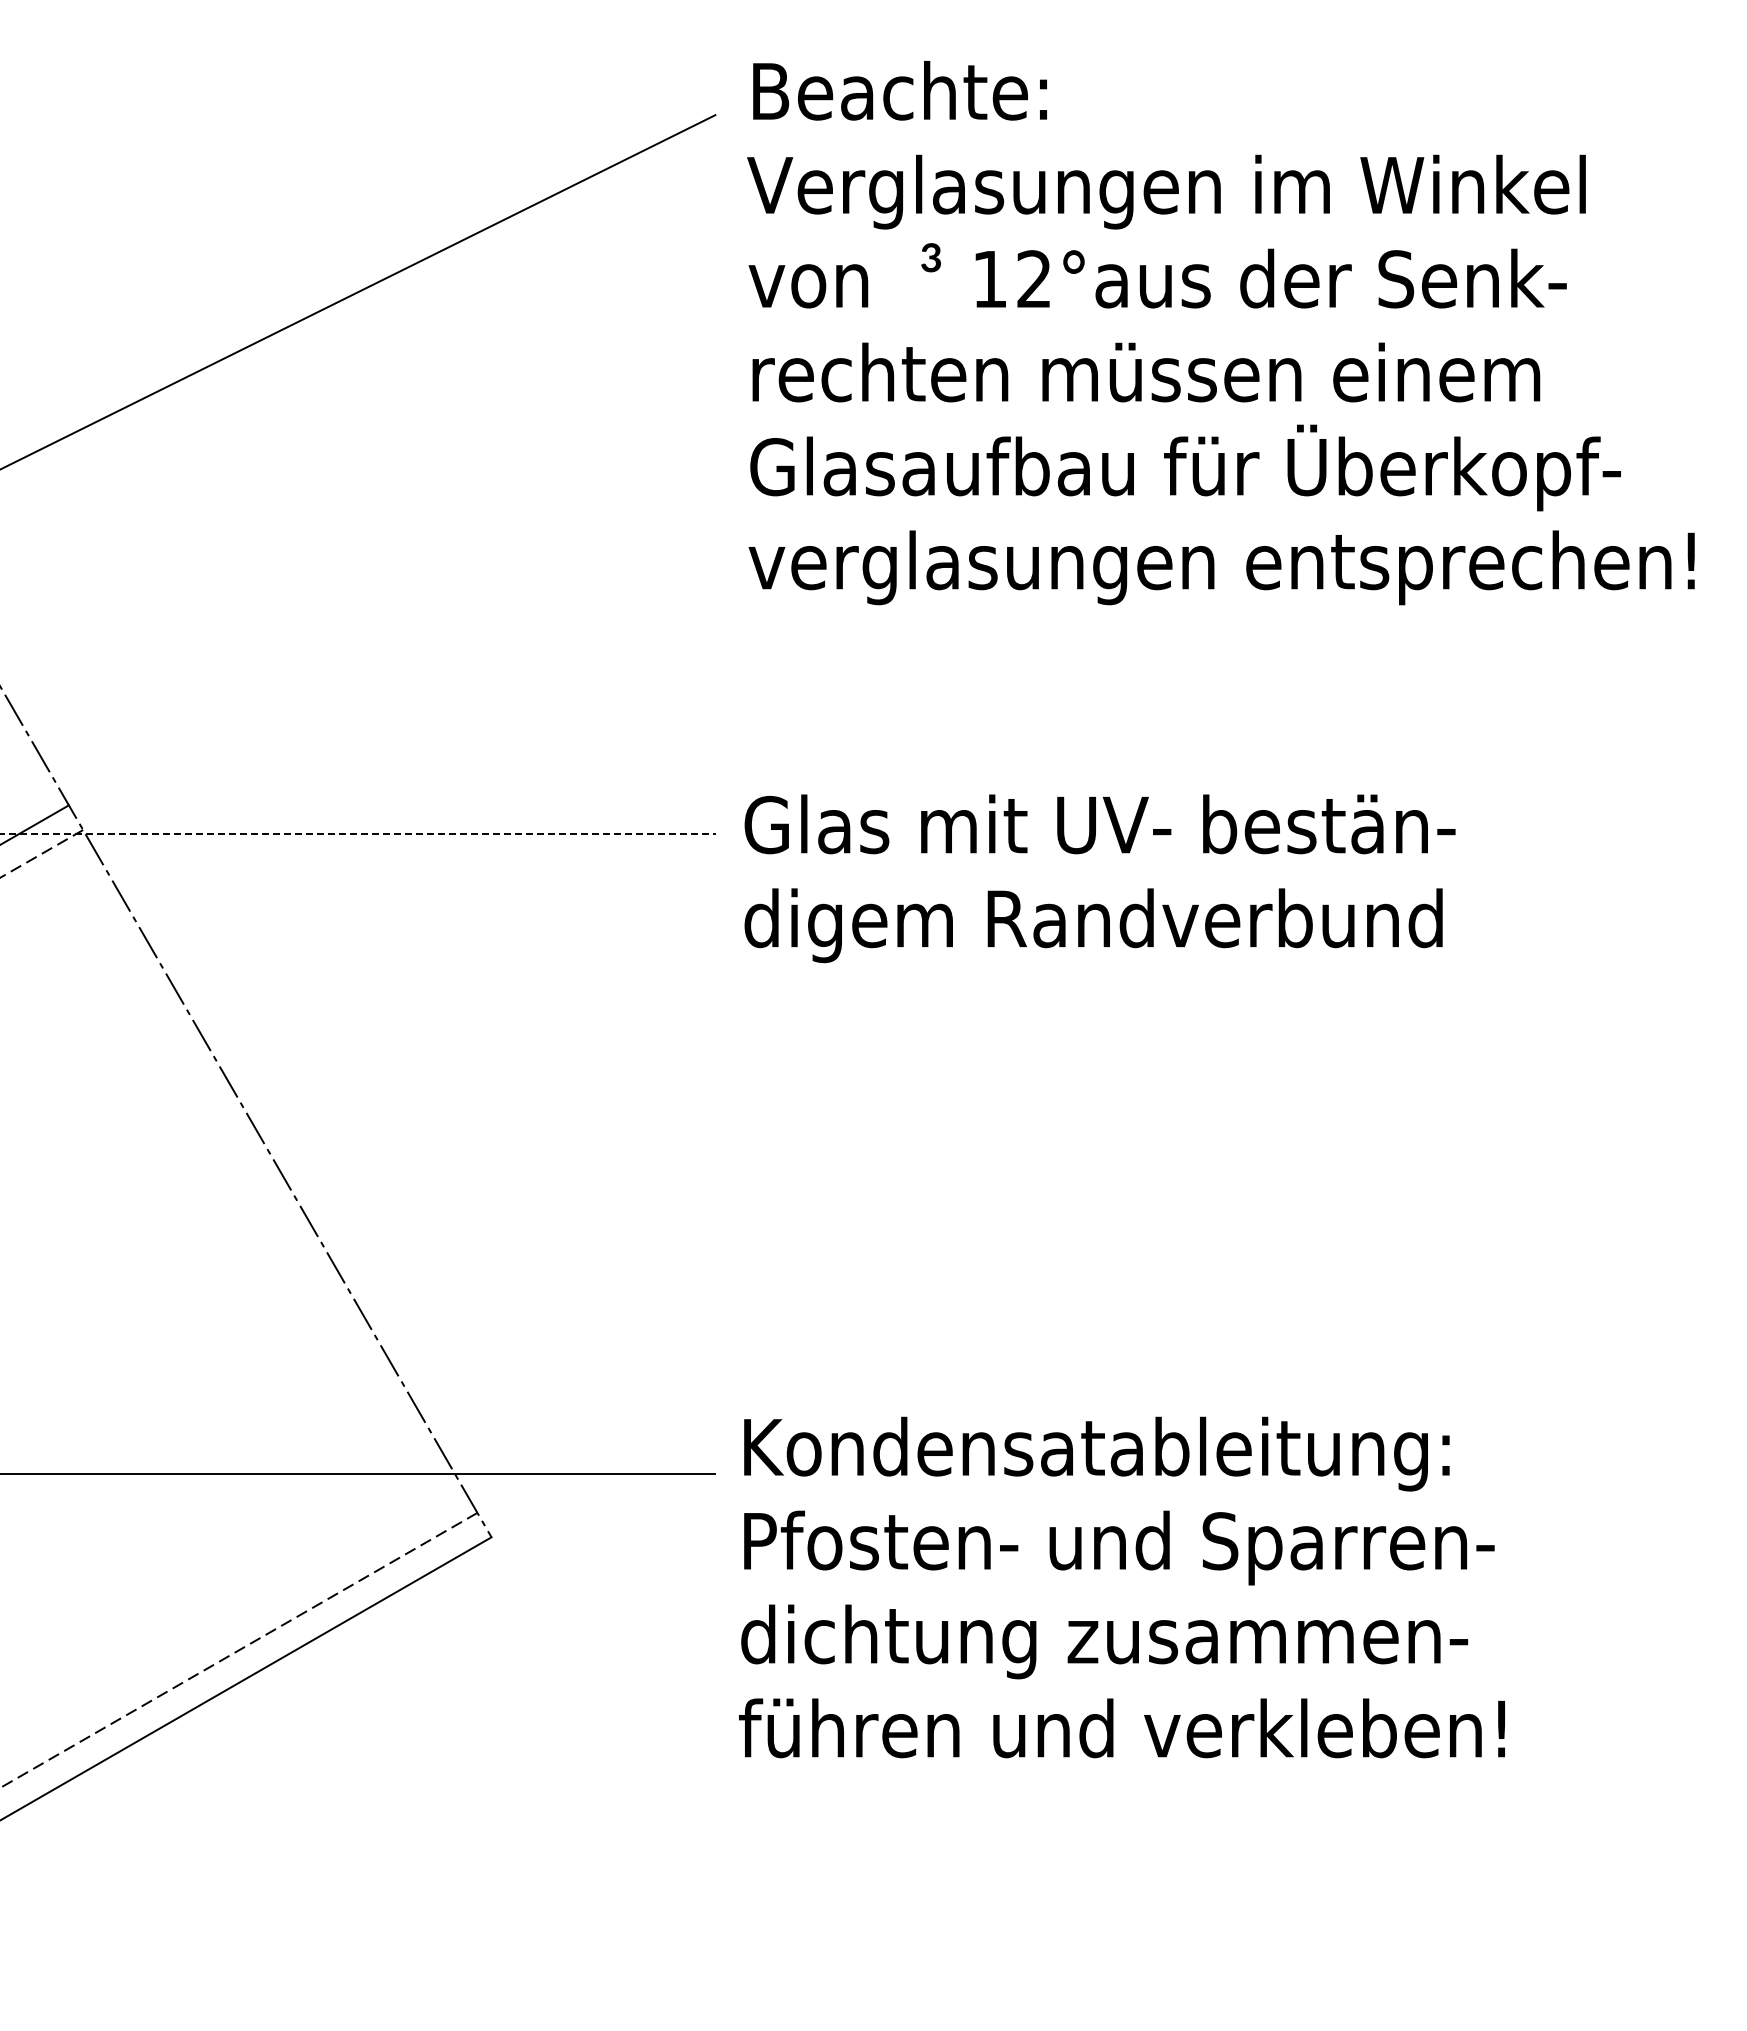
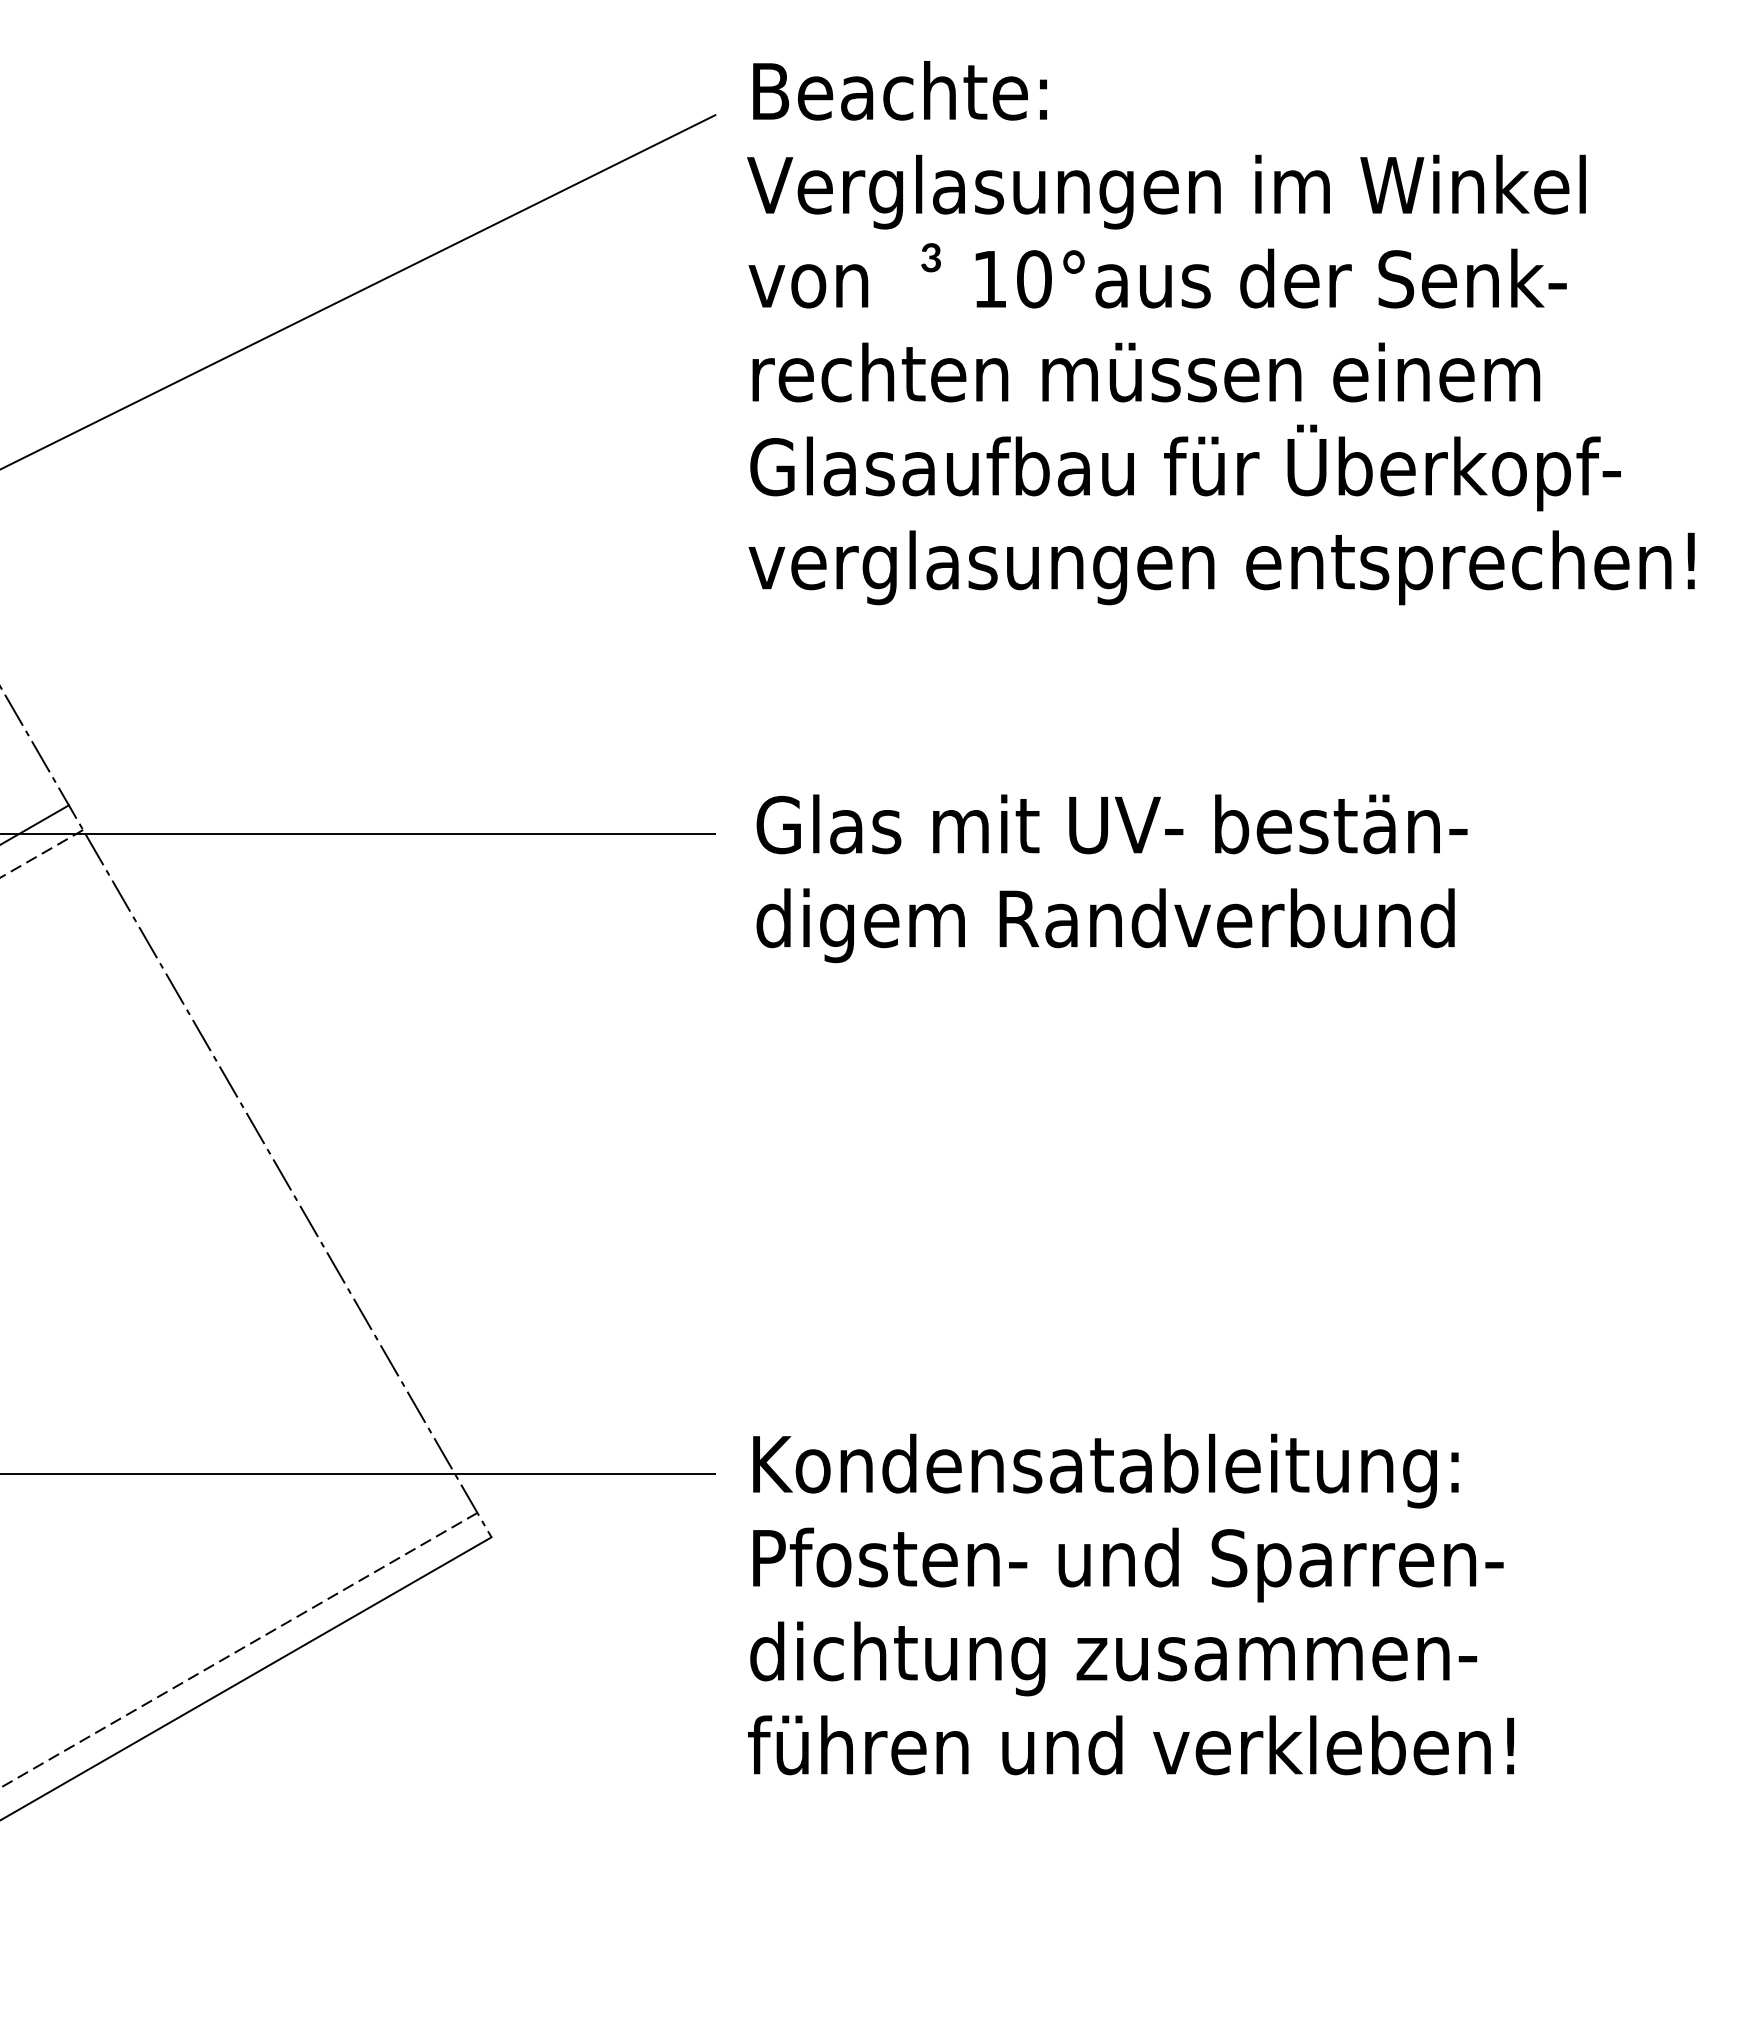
text: 12°aus -> 10°aus (1034, 279)
line: dashed -> solid (358, 834)
text position: (1099, 878) -> (1111, 878) (1111, 878)
text position: (1121, 1587) -> (1130, 1604) (1130, 1604)
